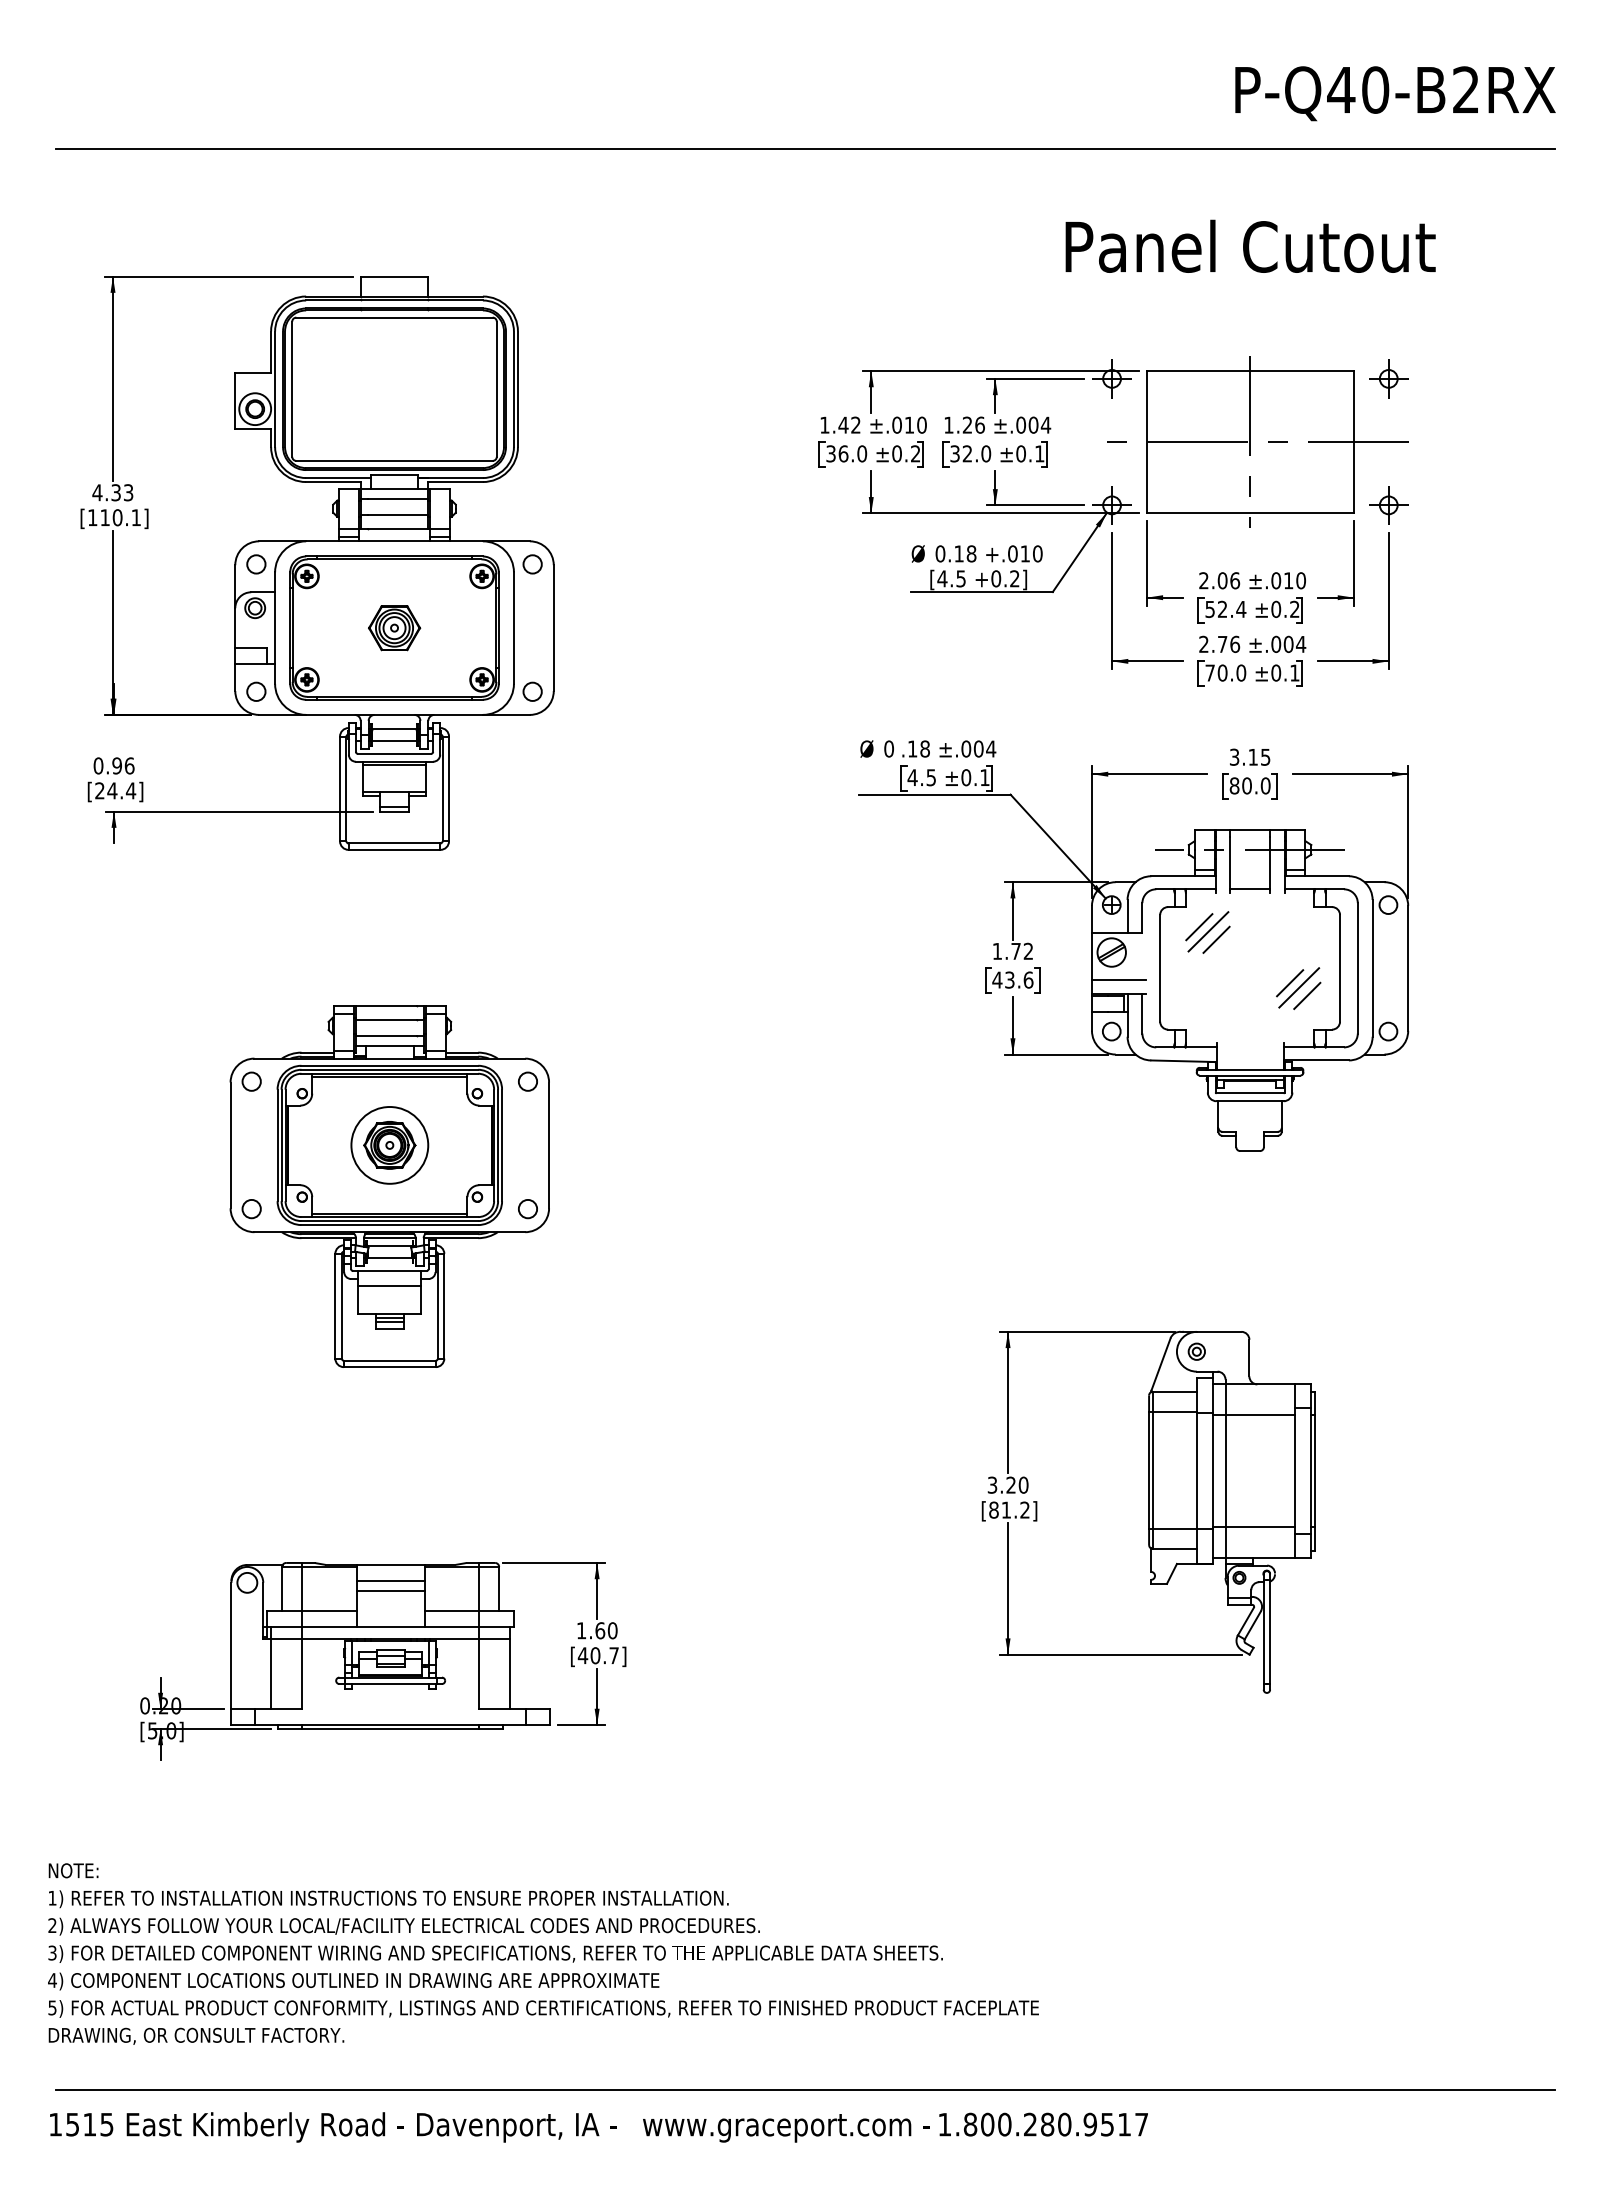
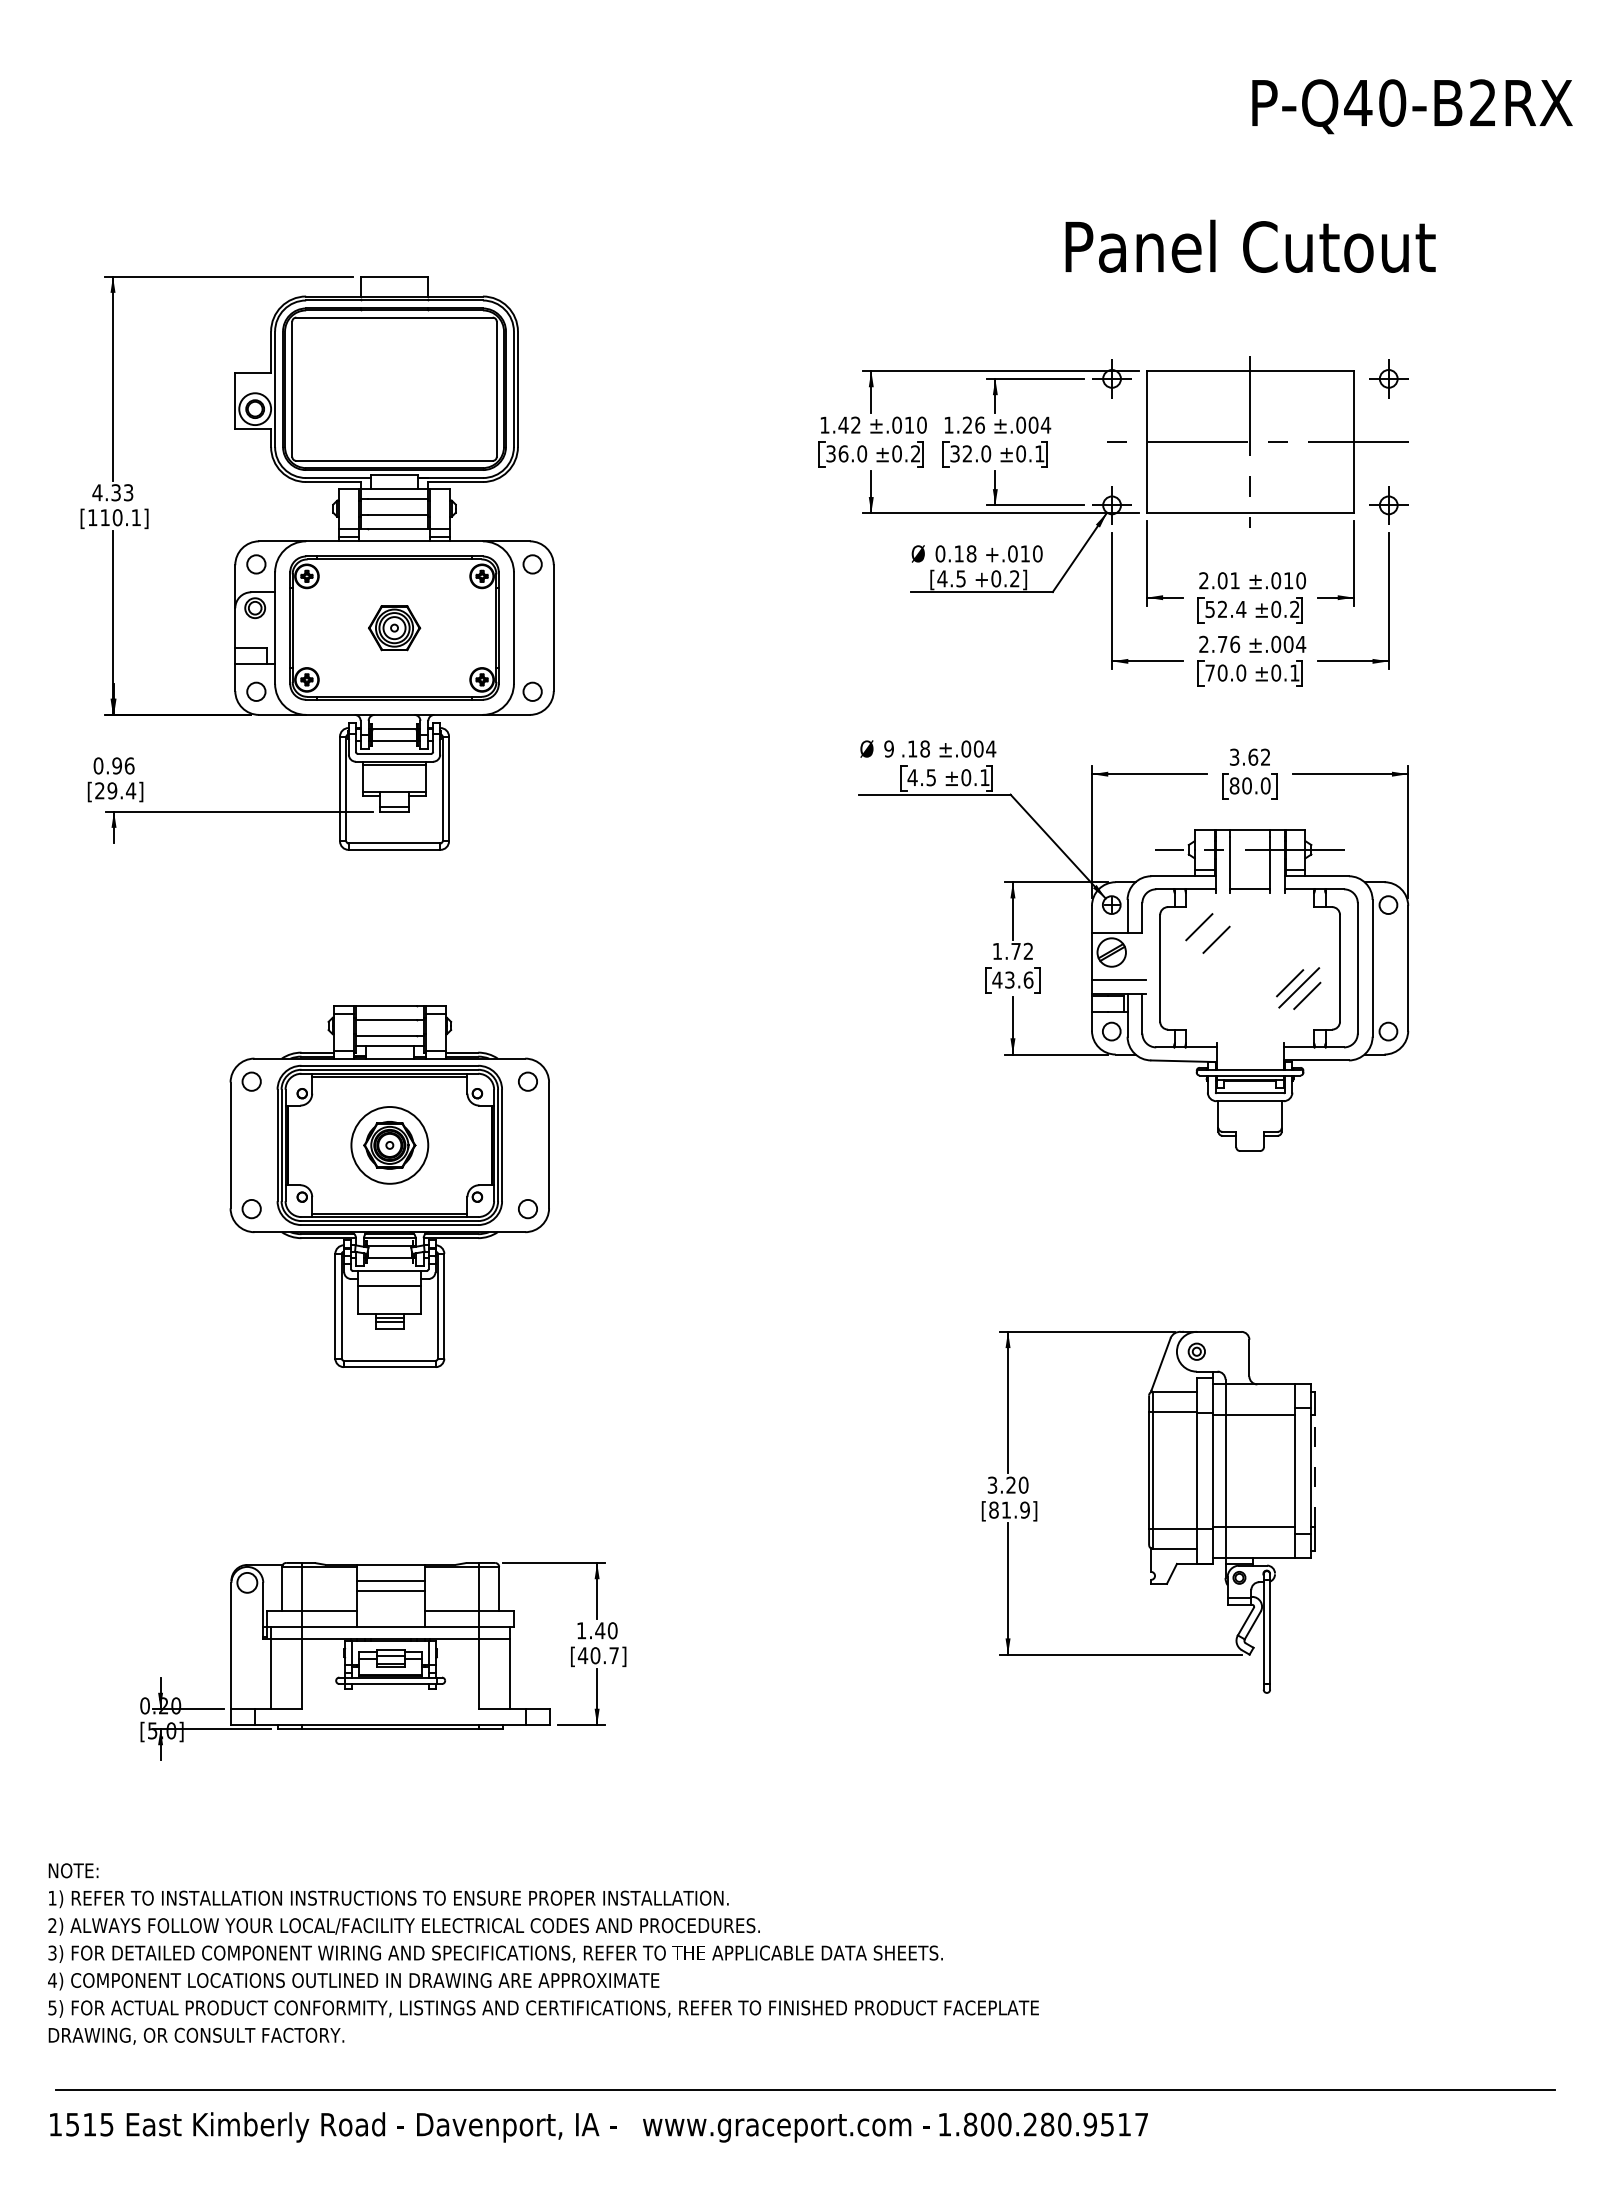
text position: (1395, 93) -> (1412, 106) (1412, 106)
line: present -> none (805, 148)
text: 2.06 -> 2.01 (1235, 580)
text: 0 -> 9 (888, 748)
text: 3.15 -> 3.62 (1259, 756)
text: [24.4] -> [29.4] (112, 790)
line: present -> none (1208, 931)
line: solid -> dashed (1315, 1471)
text: [81.2] -> [81.9] (1024, 1509)
text: 1.60 -> 1.40 (600, 1630)
